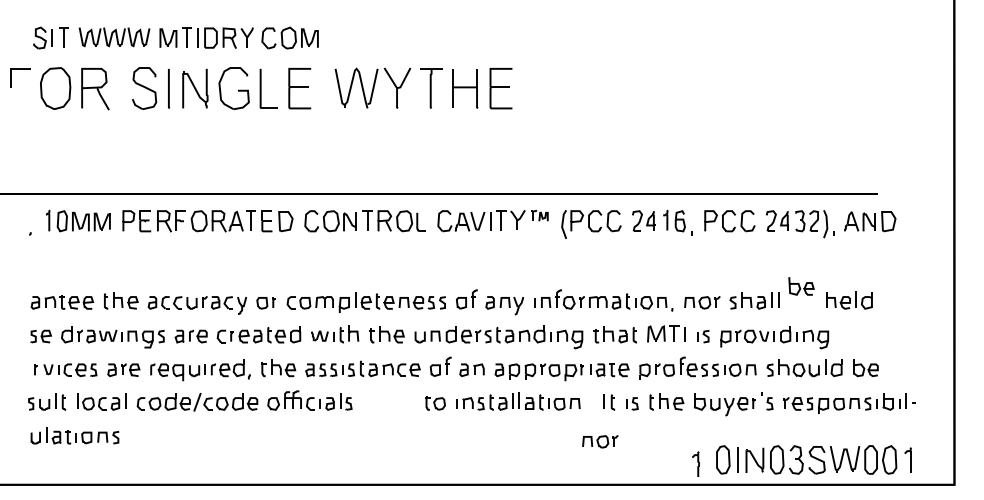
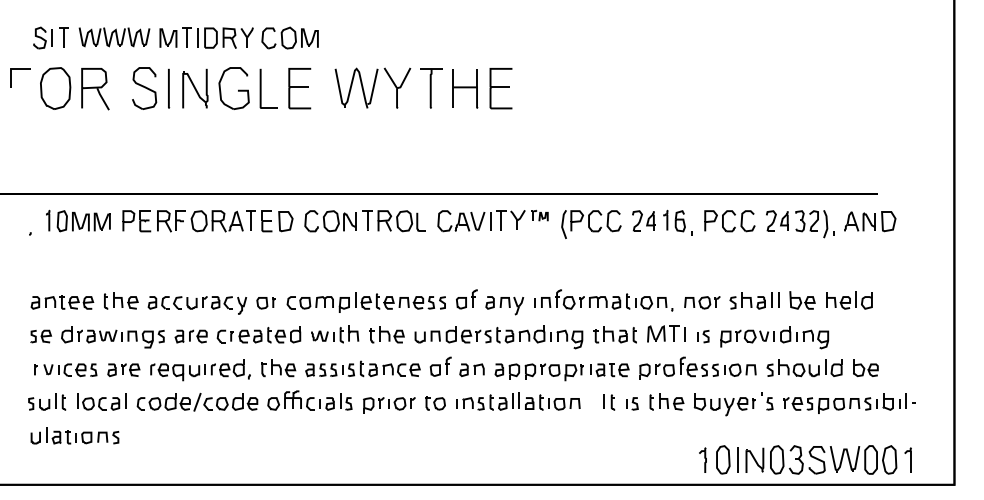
part position: (801, 286) -> (802, 300) (802, 300)
part: none -> present (389, 405)
part: present -> none (600, 441)
part position: (695, 463) -> (702, 459) (702, 459)
